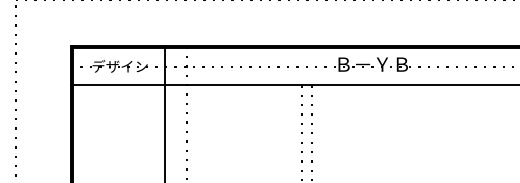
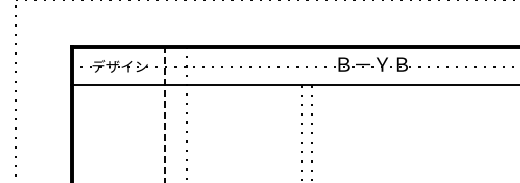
line: solid -> dashed (165, 114)
